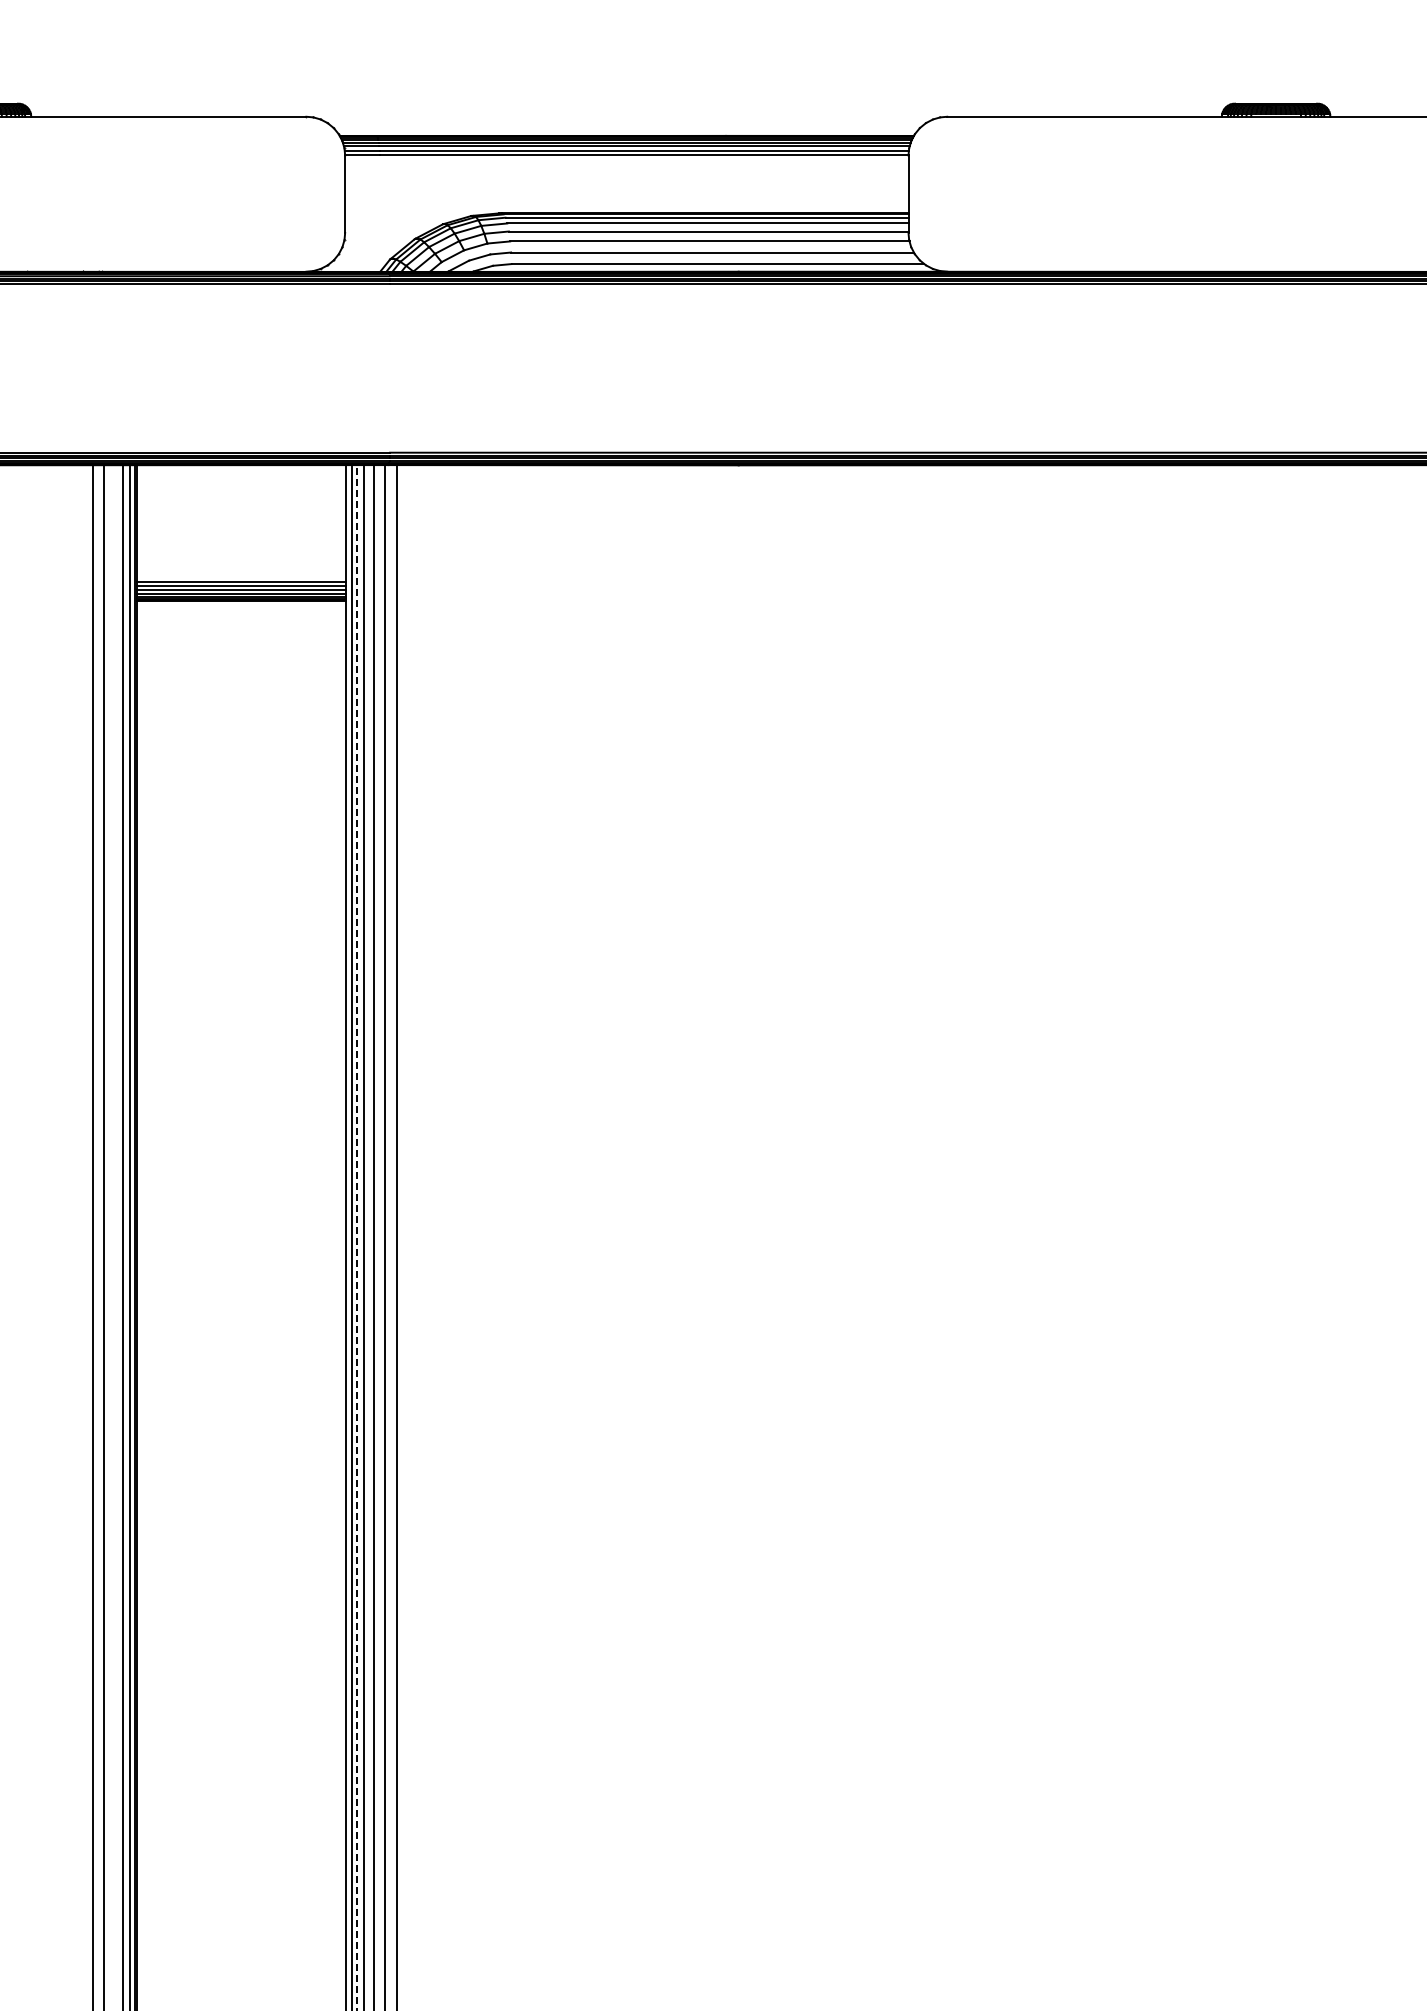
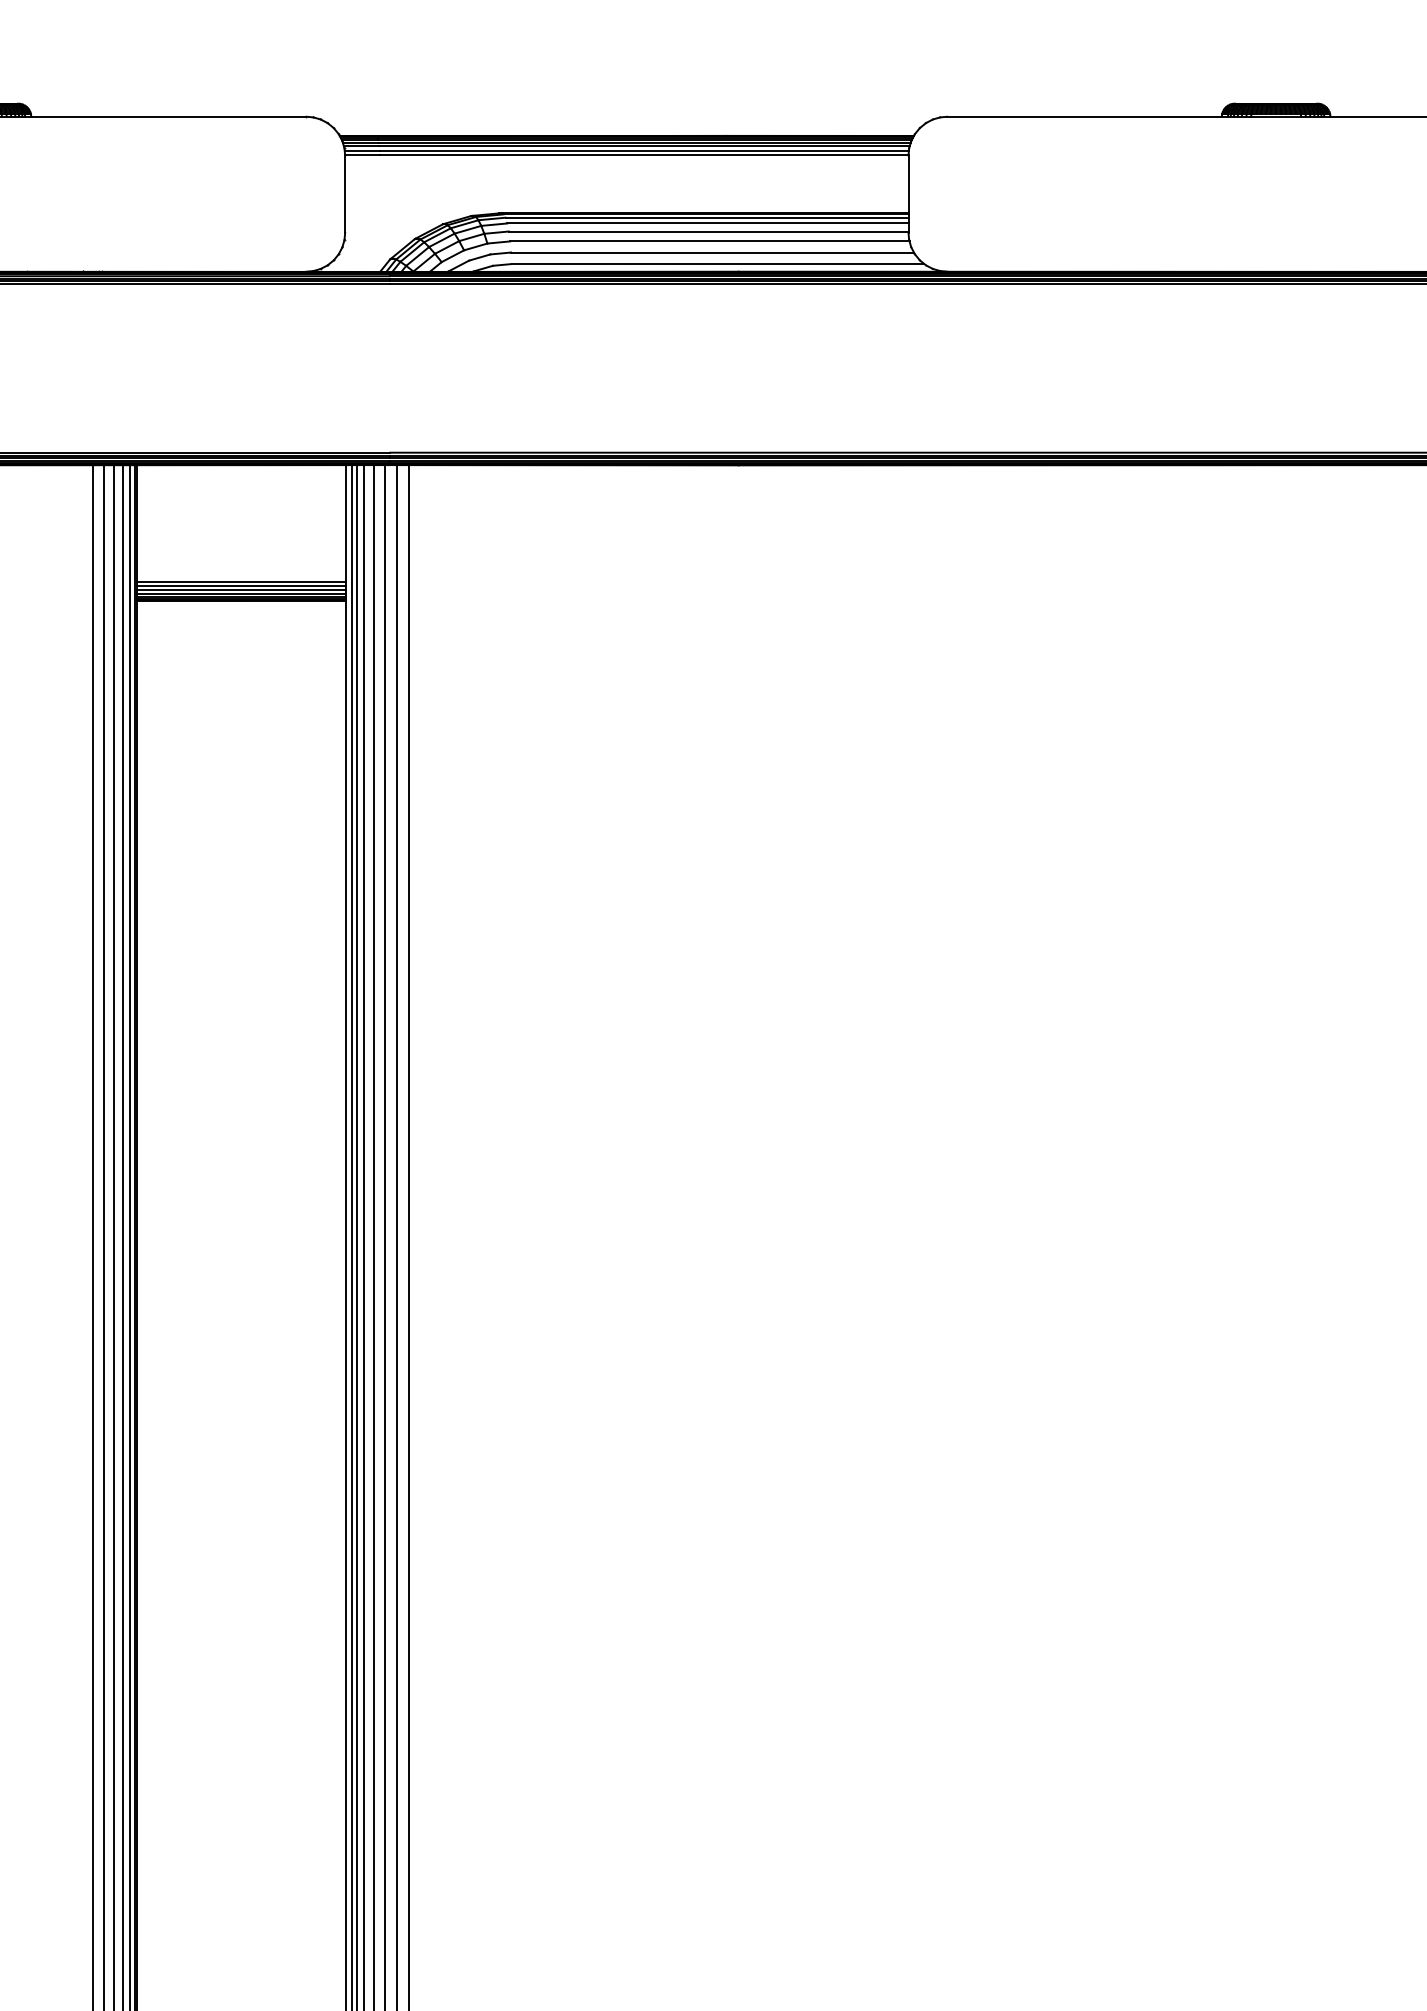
line: none -> present (114, 1236)
line: none -> present (408, 1236)
line: dashed -> solid (356, 1237)
